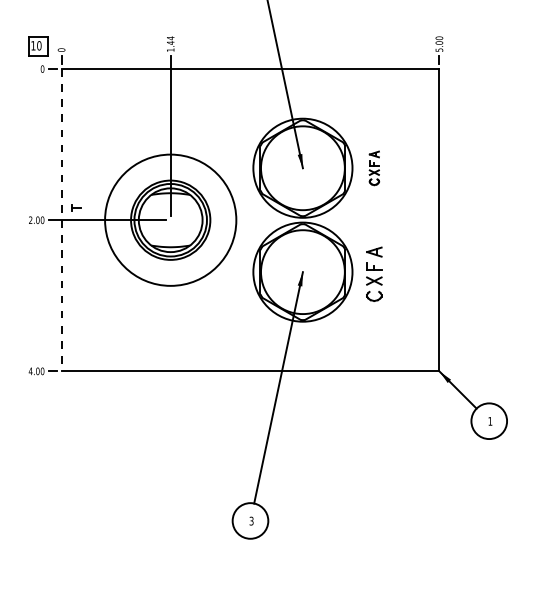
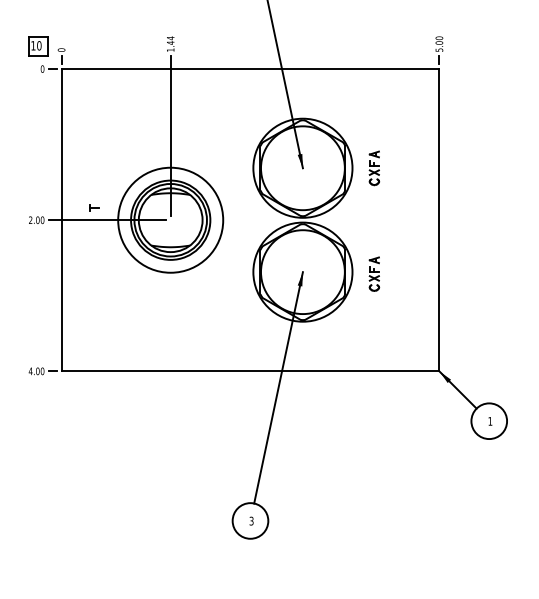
part position: (76, 207) -> (94, 207) (94, 207)
circle diameter: 131 px -> 105 px (170, 219)
line: dashed -> solid (61, 220)
part size: 17x56 px -> 13x36 px (374, 273)
